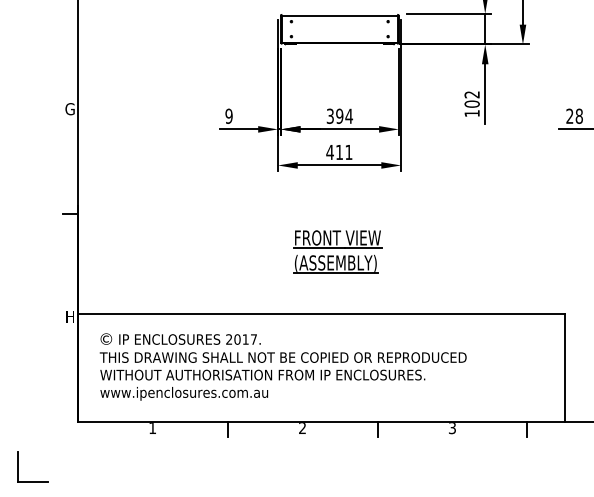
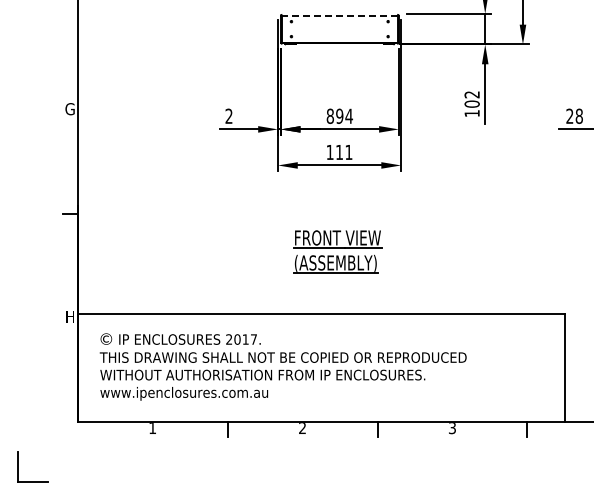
line: solid -> dashed (339, 15)
text: 9 -> 2 (228, 115)
text: 394 -> 894 (329, 115)
text: 411 -> 111 (329, 152)
